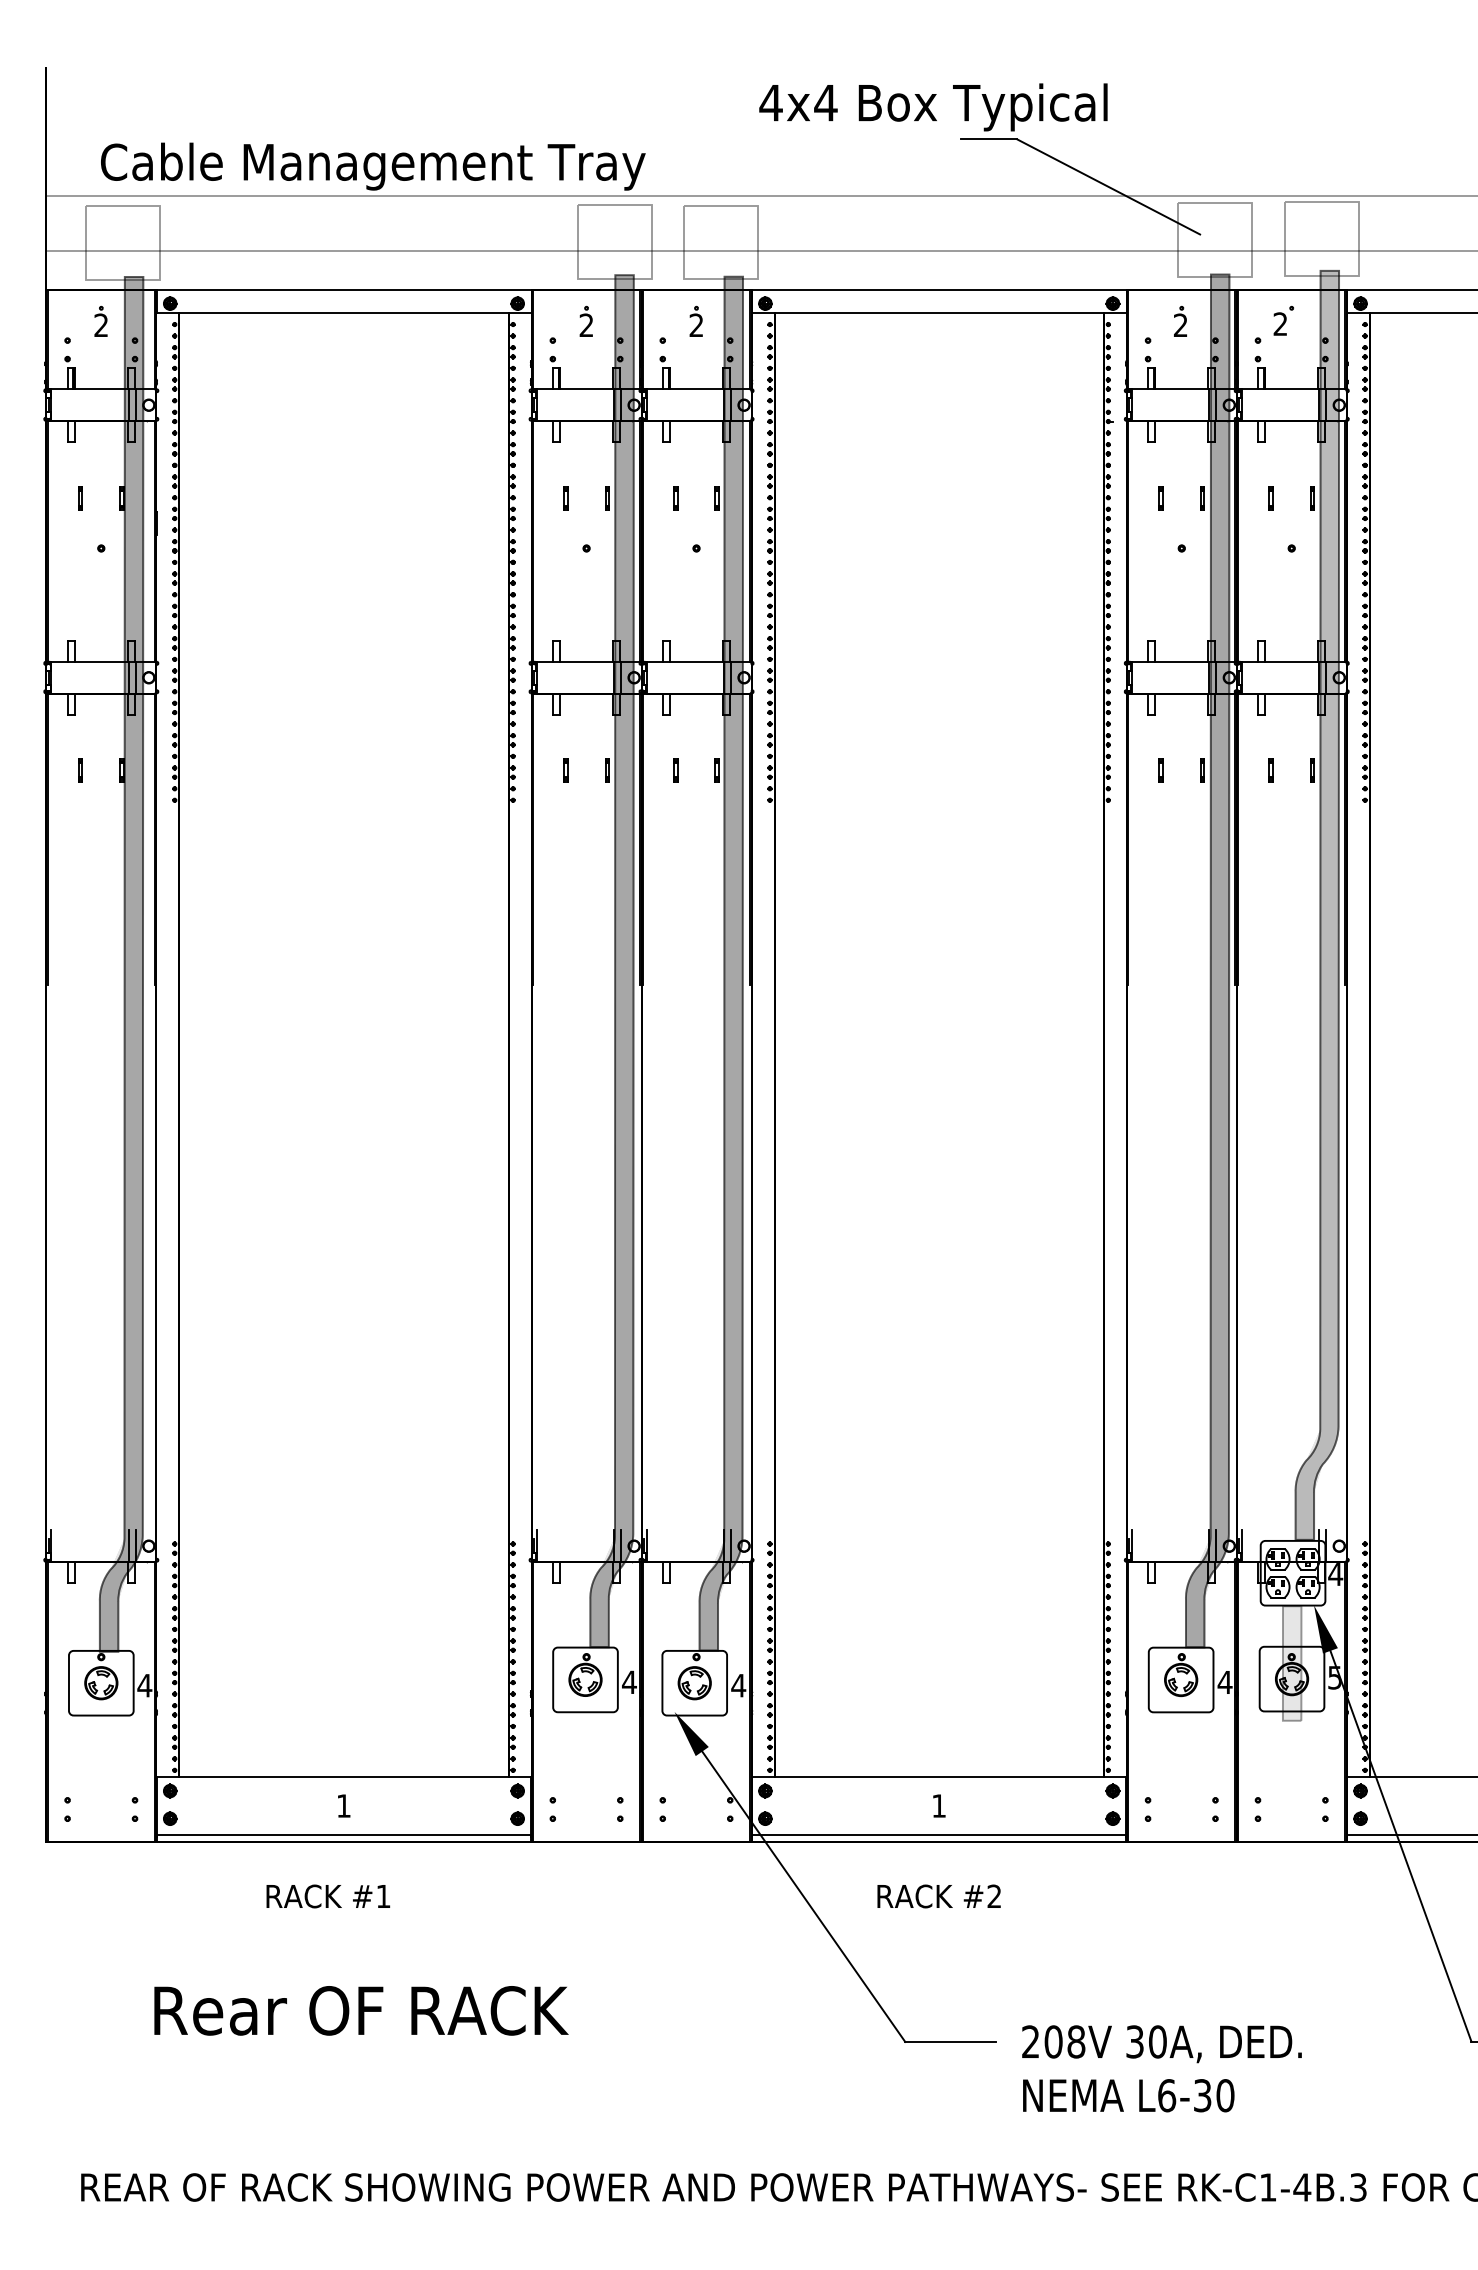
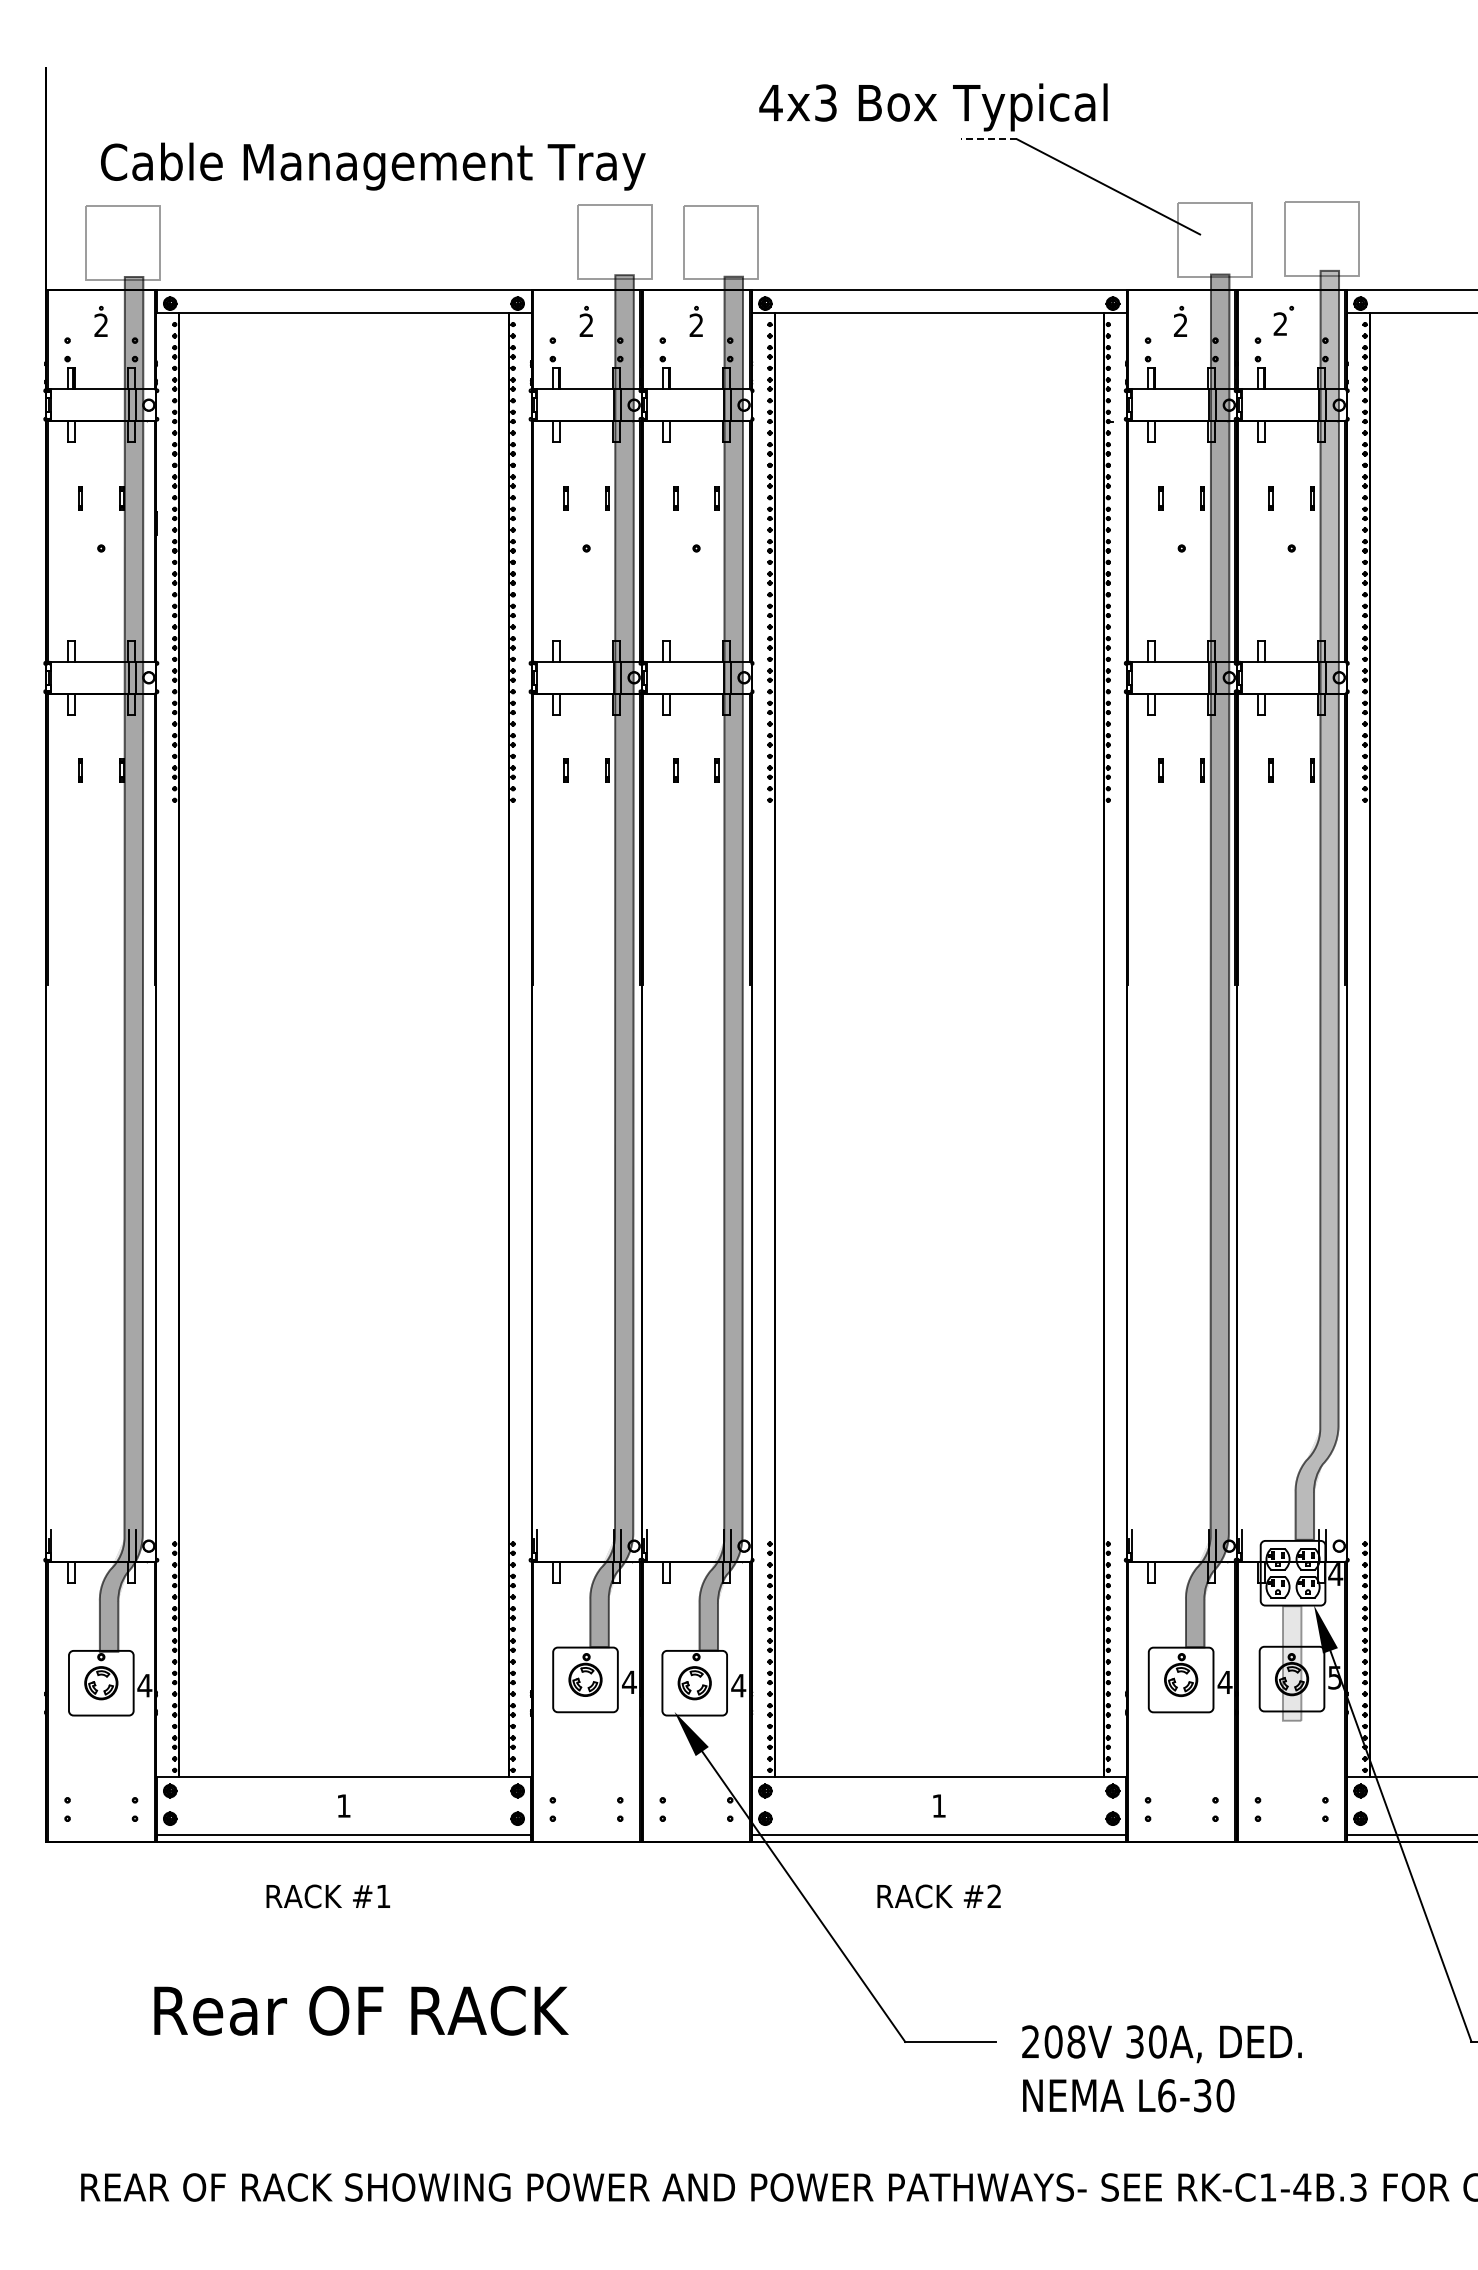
text: 4x4 -> 4x3 (825, 102)
line: solid -> dashed (988, 139)
line: present -> none (760, 196)
line: present -> none (759, 250)
